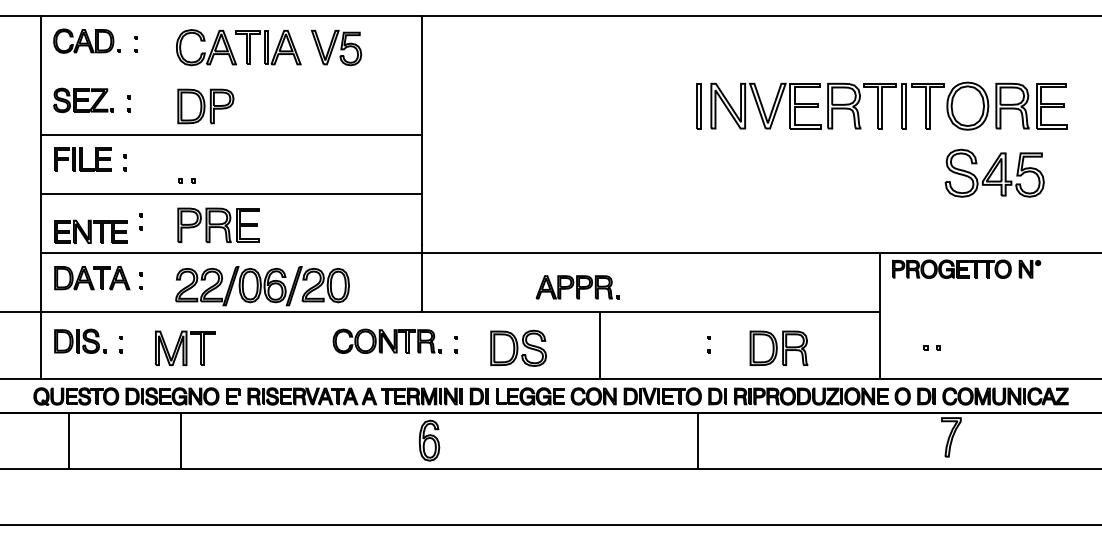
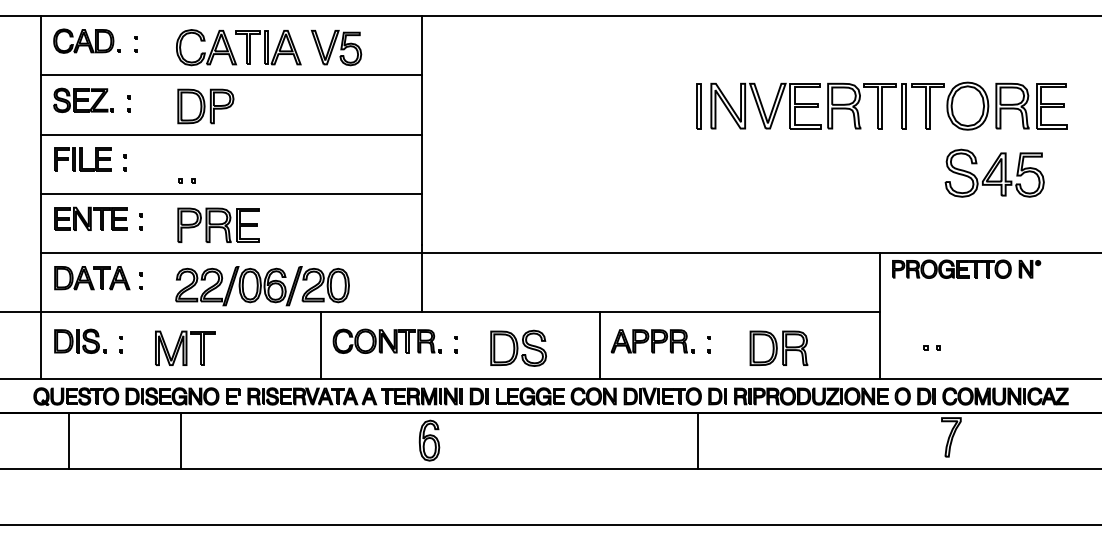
line: none -> present (231, 75)
part position: (90, 231) -> (90, 218) (90, 218)
part position: (577, 287) -> (652, 341) (652, 341)
line: none -> present (320, 345)
